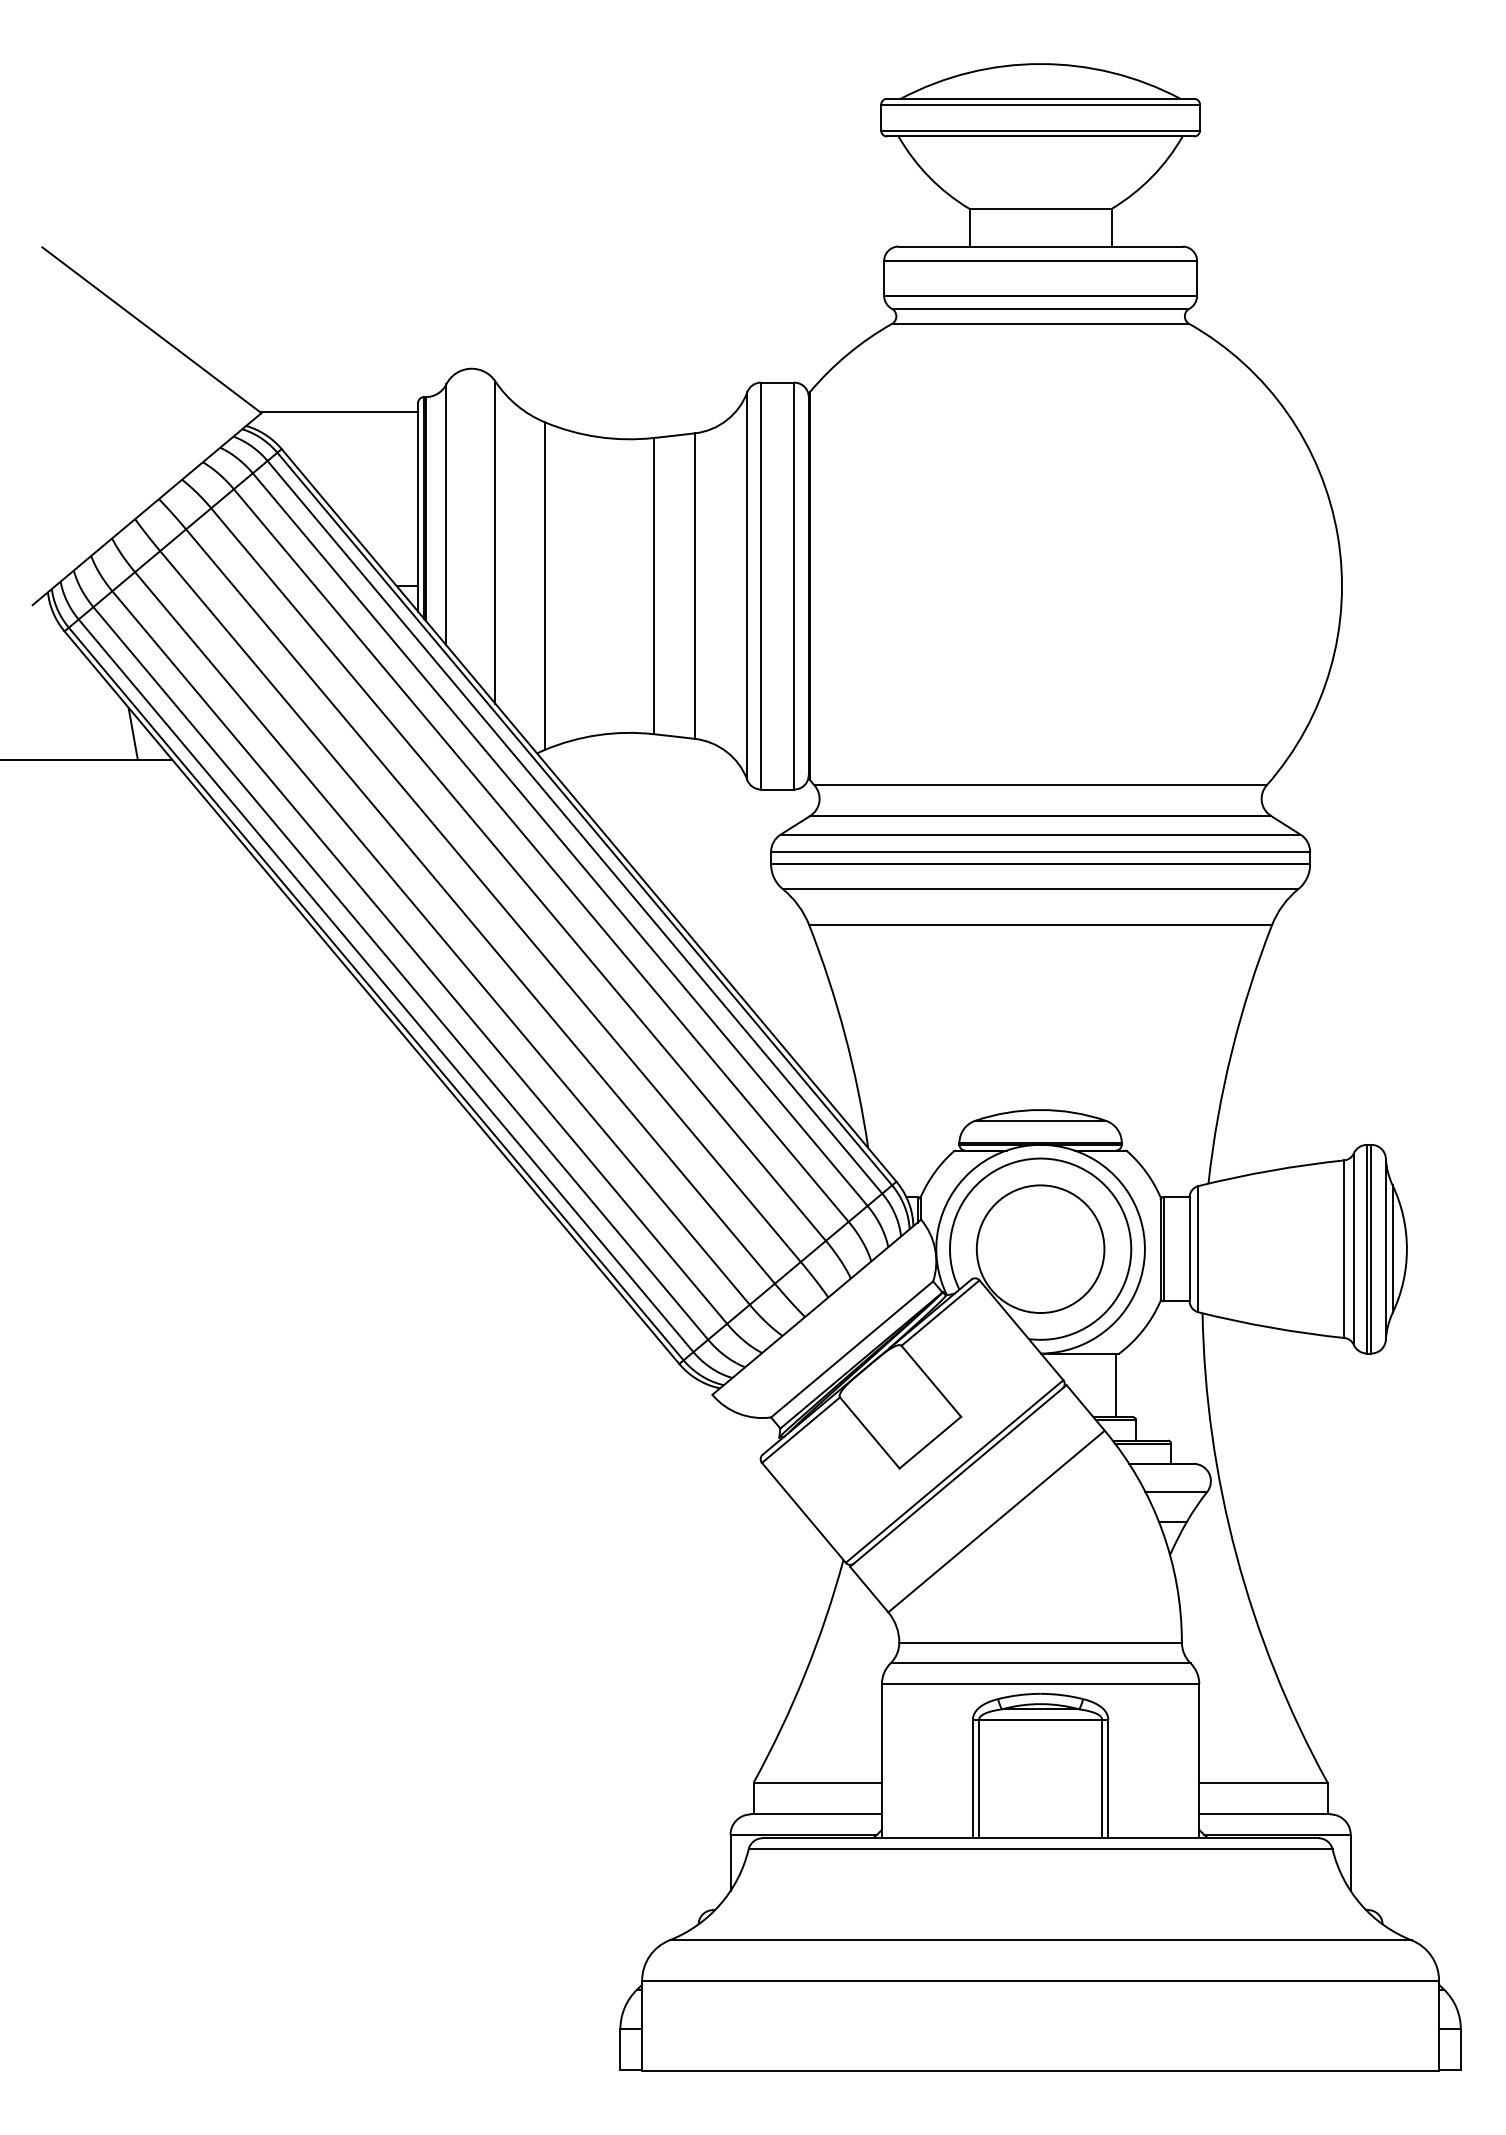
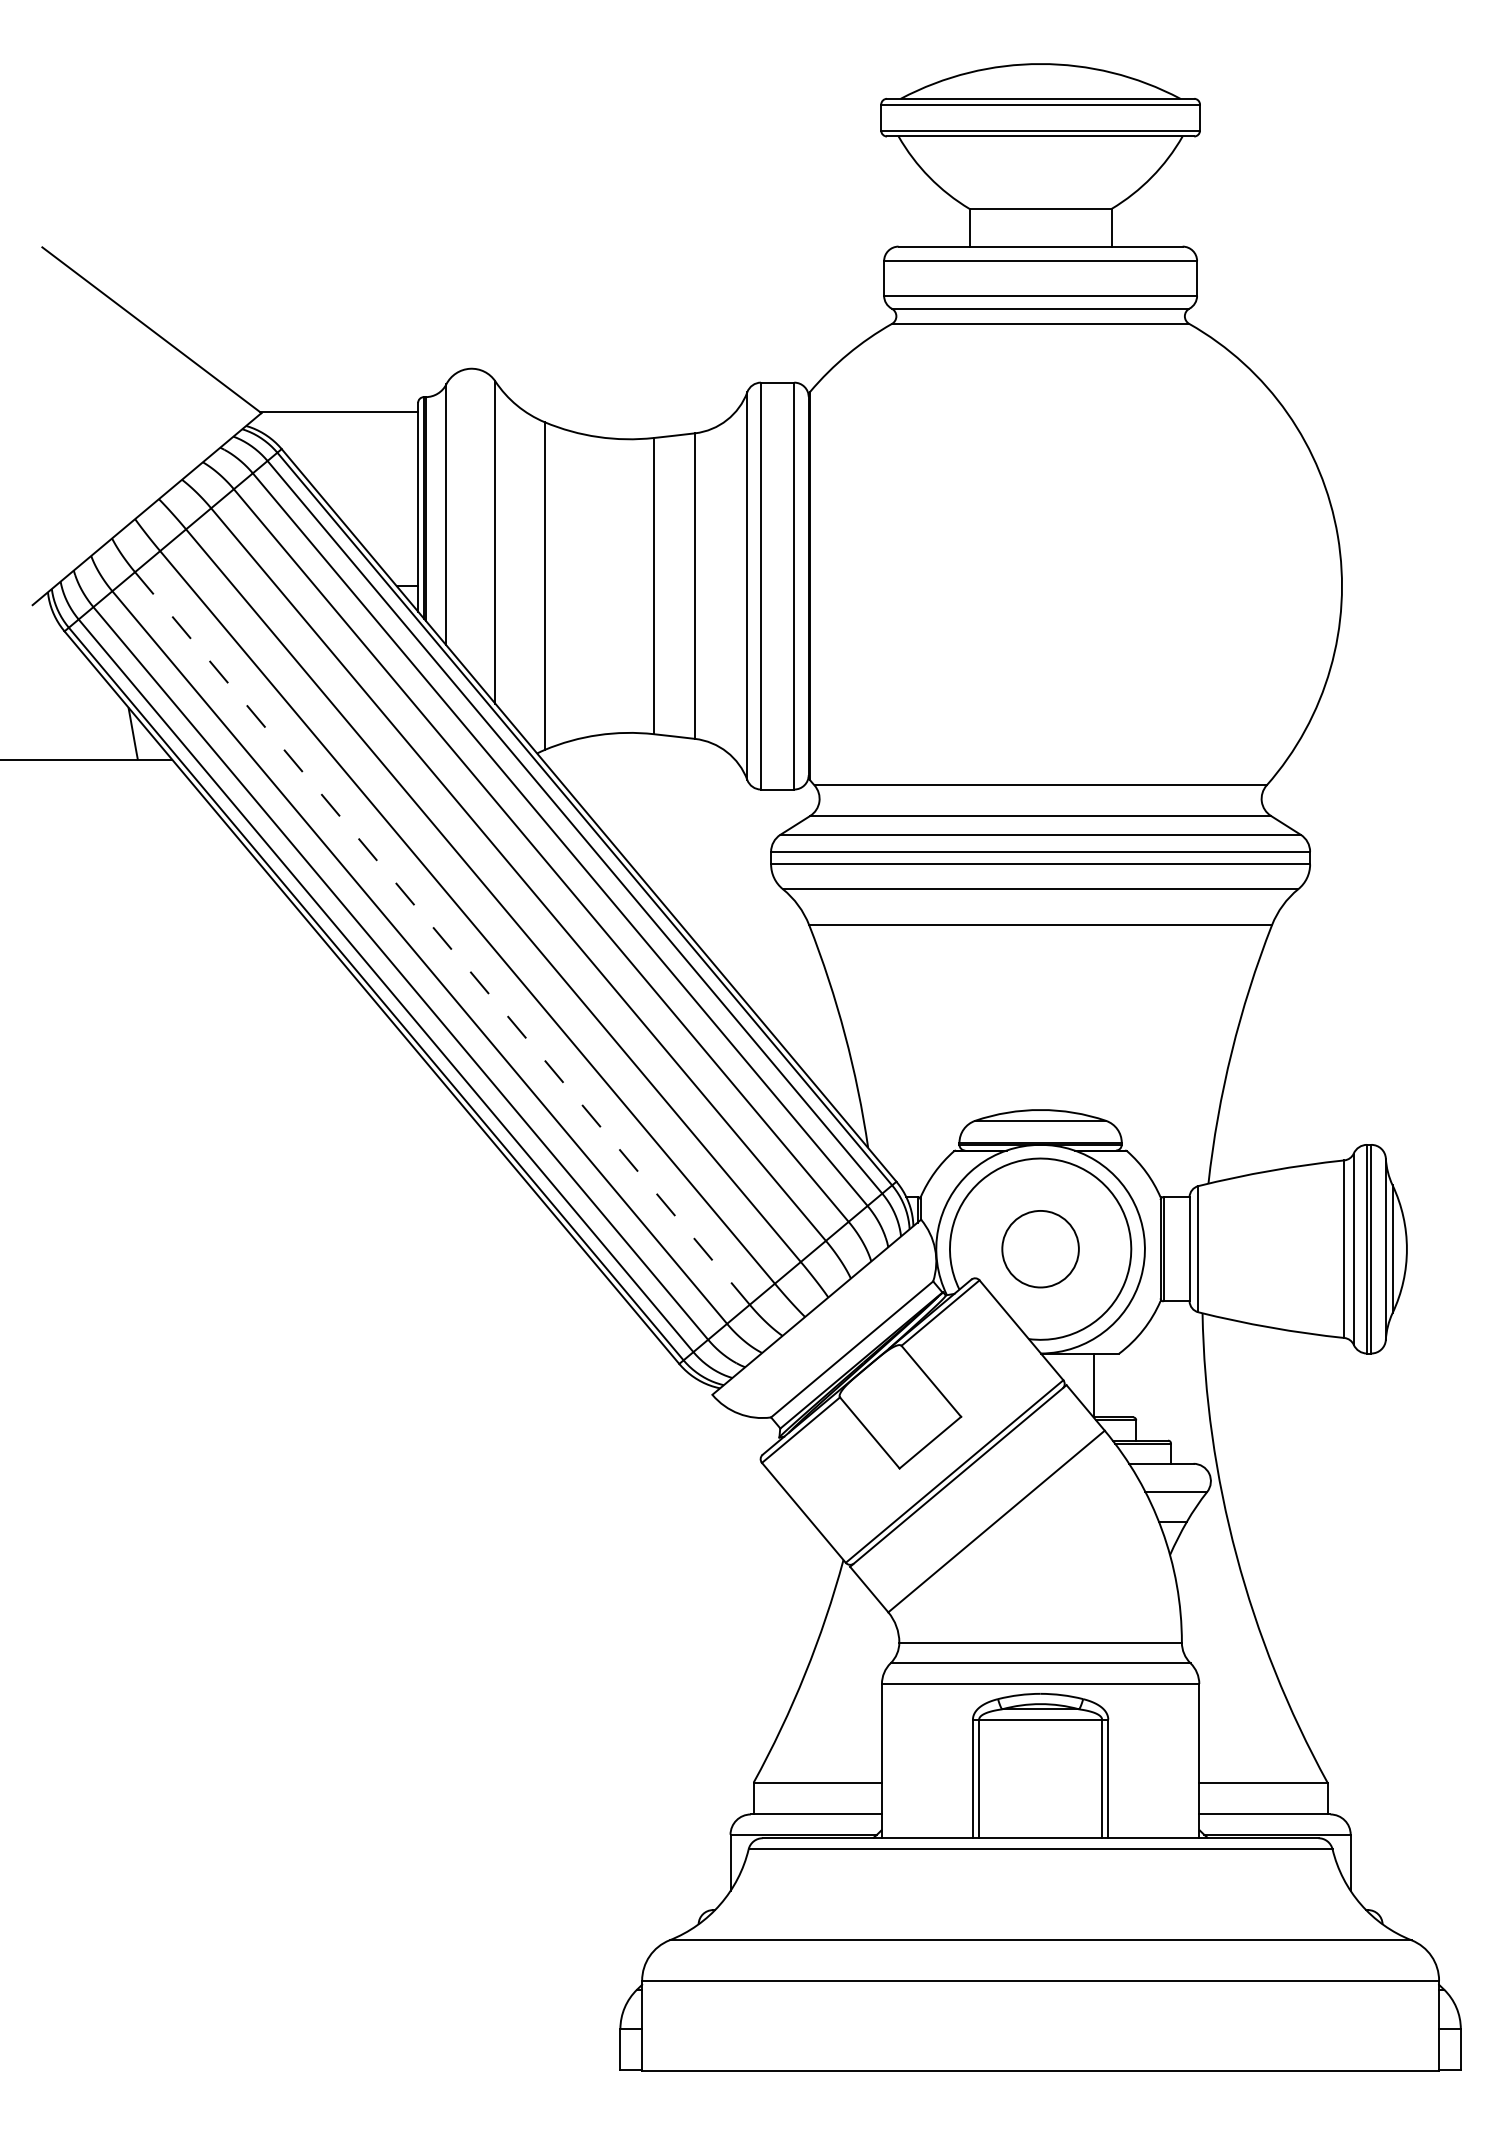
line: solid -> dashed (442, 938)
circle diameter: 128 px -> 77 px (1040, 1248)
line position: (1115, 1385) -> (1093, 1385) (1093, 1385)
